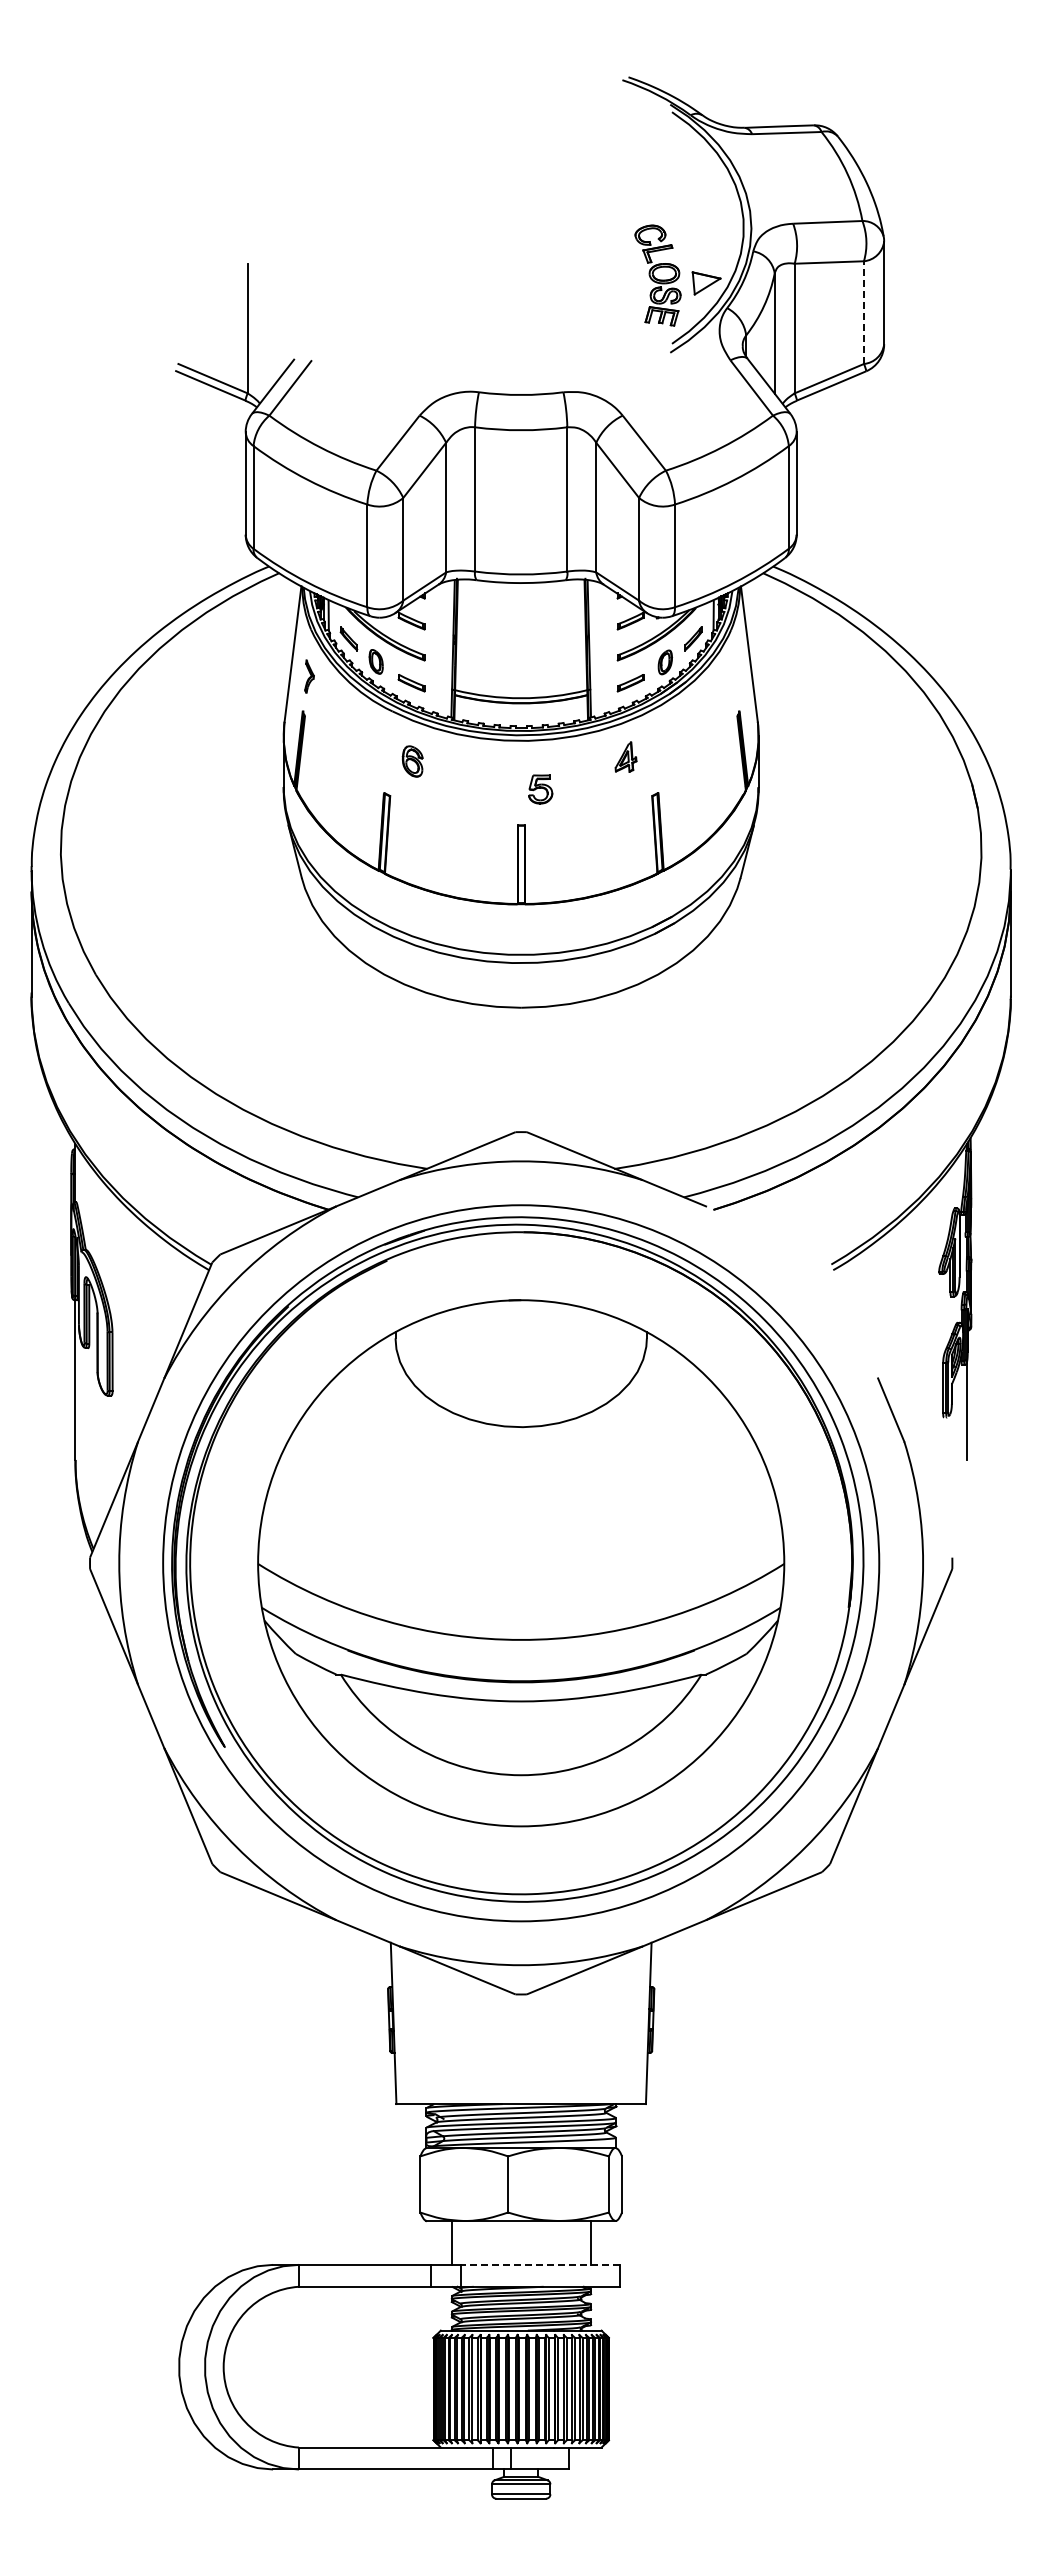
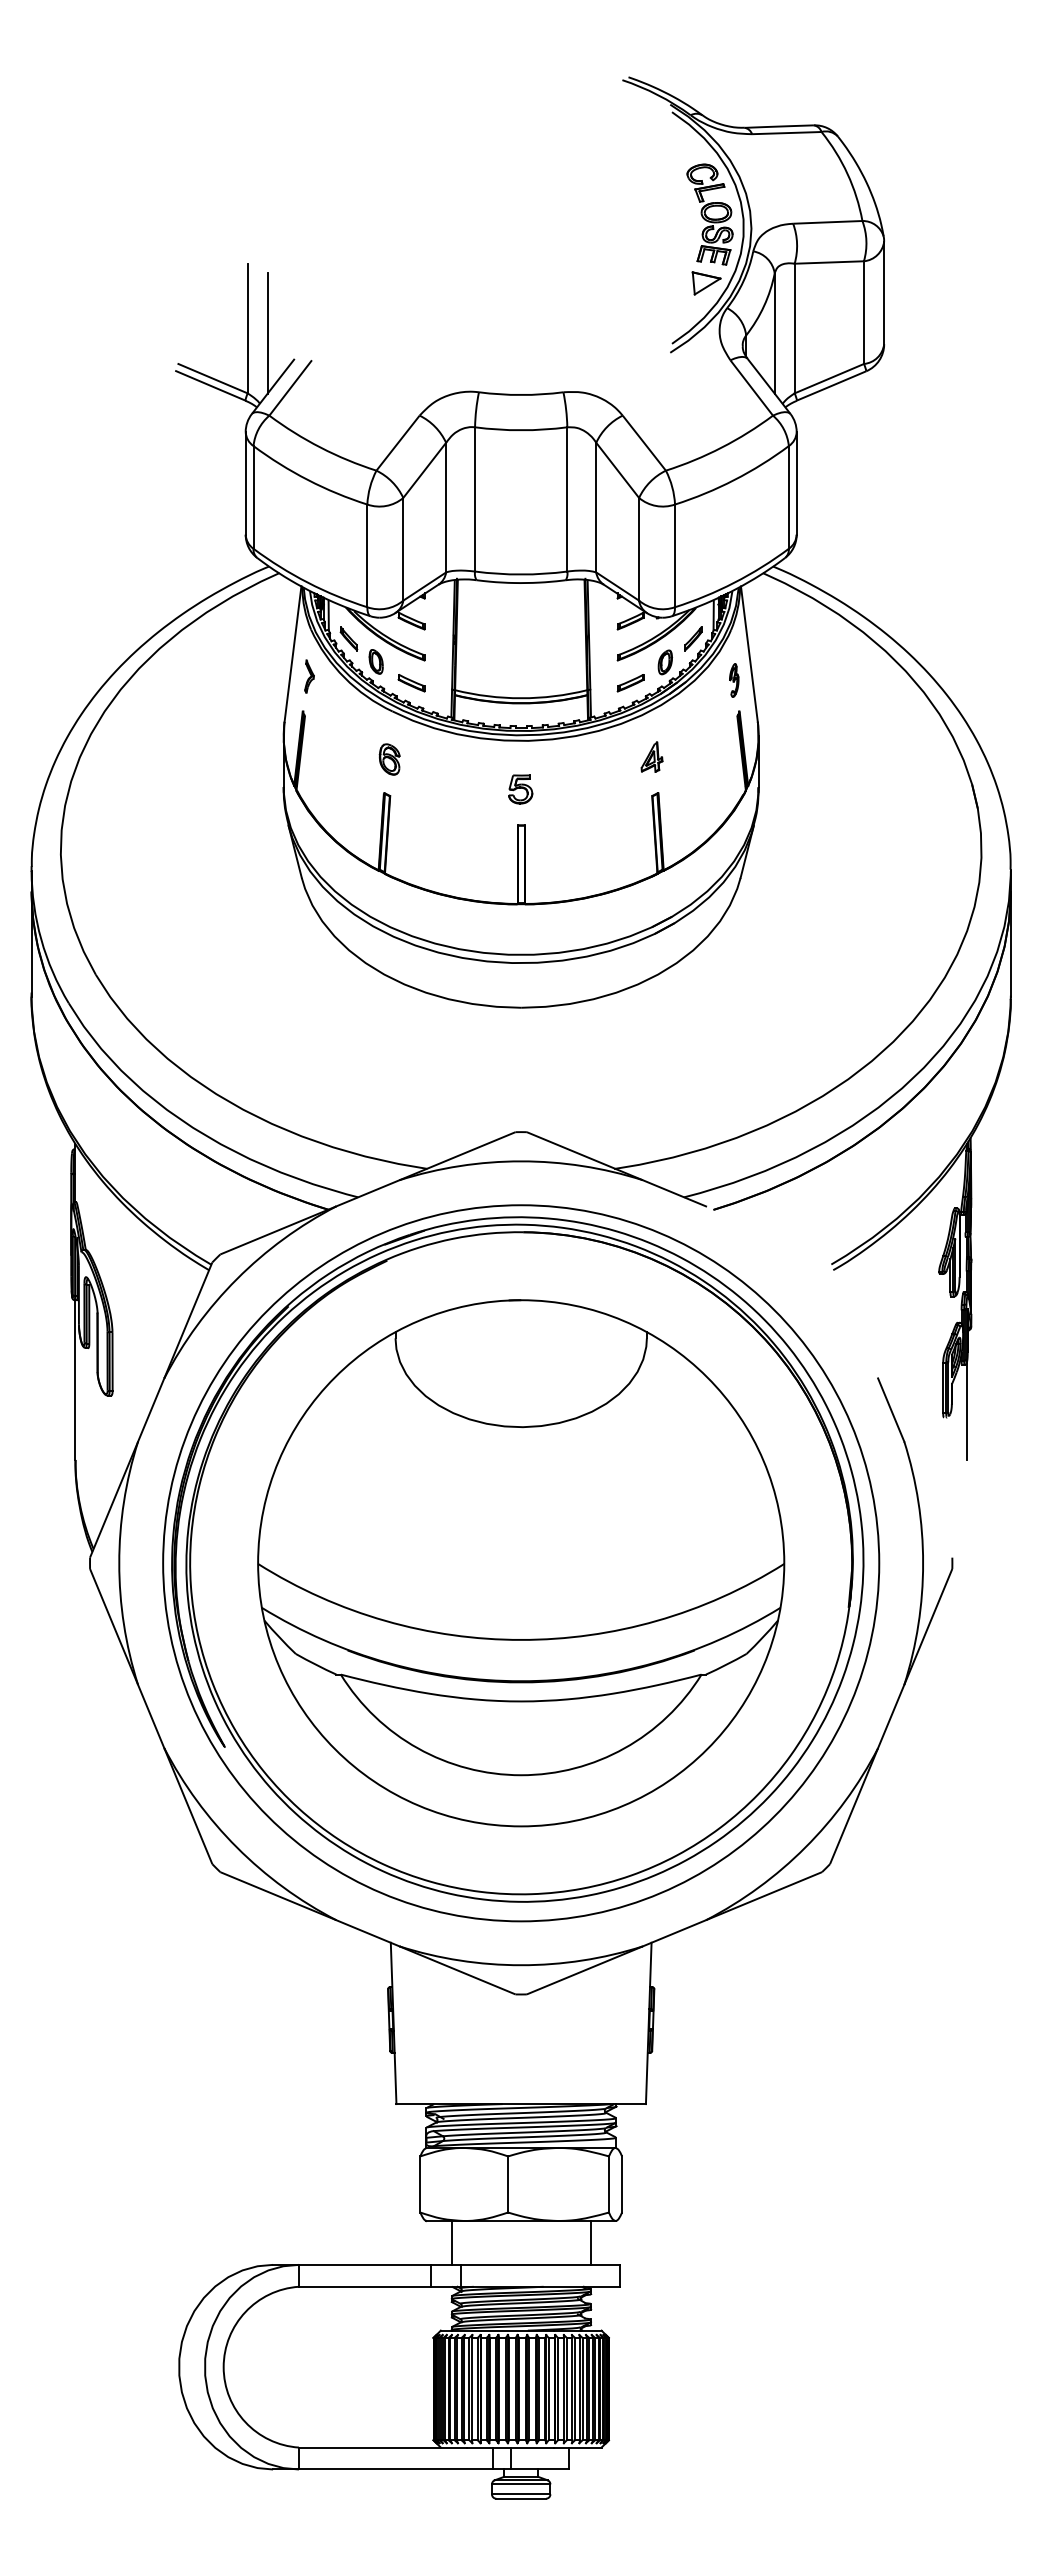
part position: (657, 275) -> (709, 214) (709, 214)
line: dashed -> solid (863, 312)
line: none -> present (267, 333)
part: none -> present (734, 680)
part position: (625, 756) -> (651, 756) (651, 756)
part position: (412, 761) -> (389, 759) (389, 759)
part position: (540, 789) -> (520, 789) (520, 789)
line: dashed -> solid (540, 2264)
